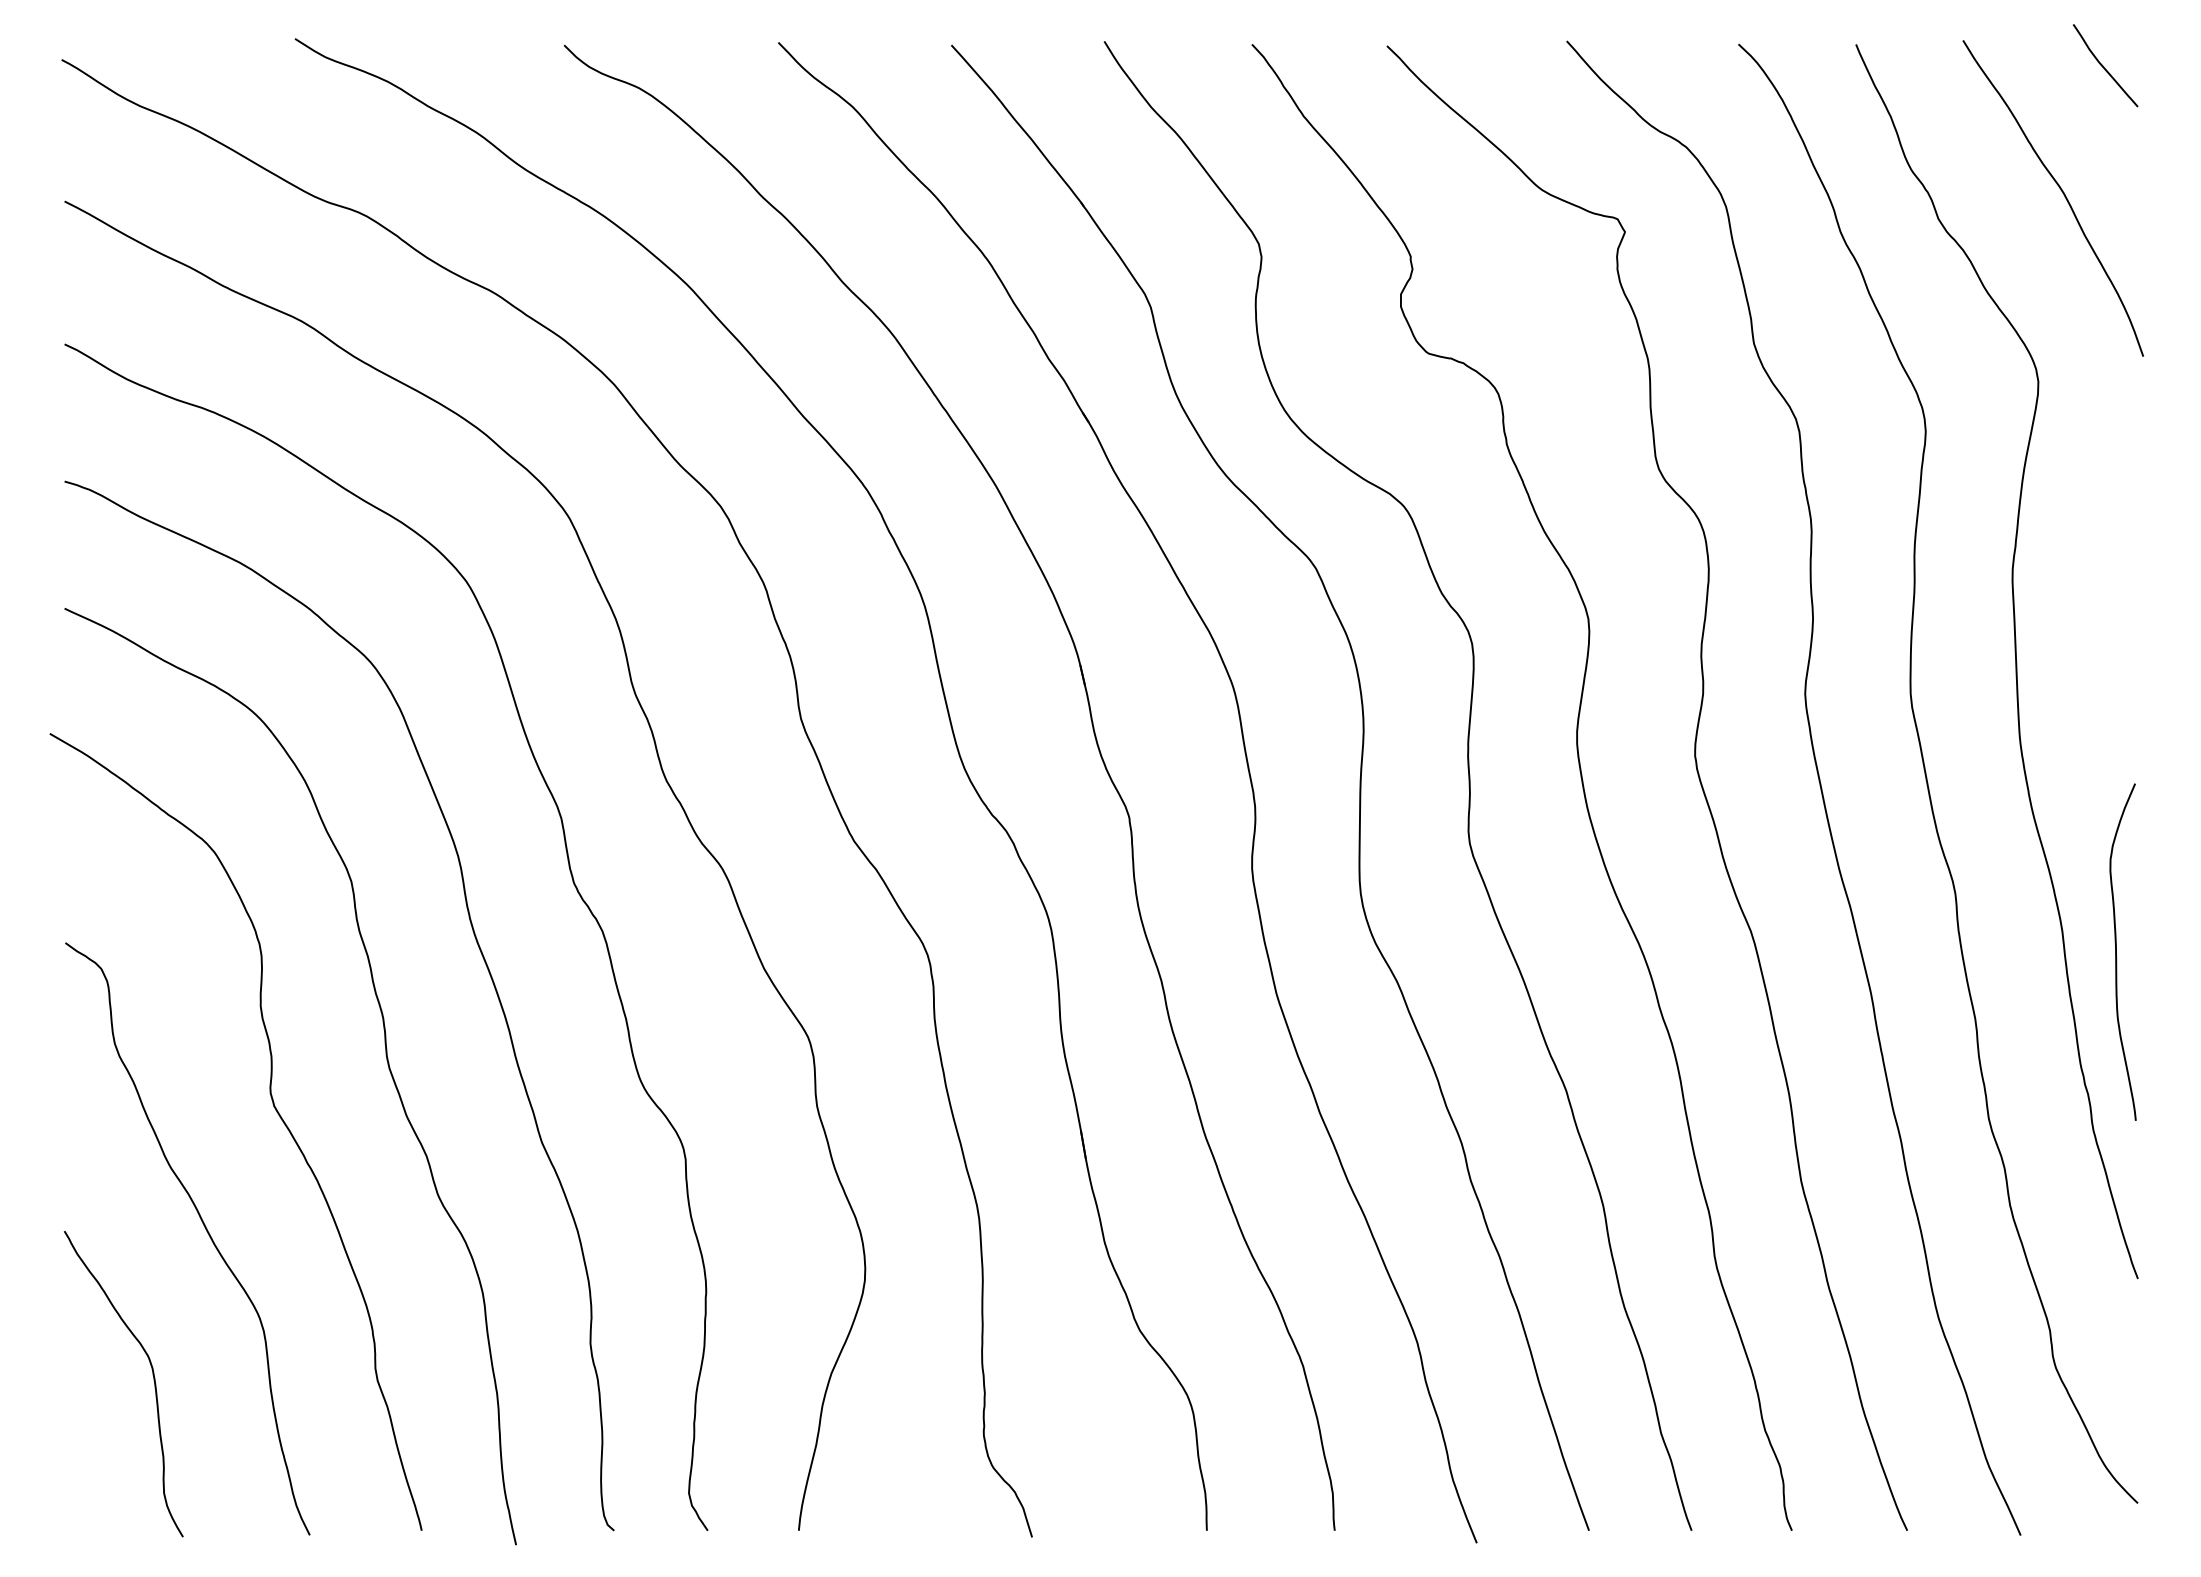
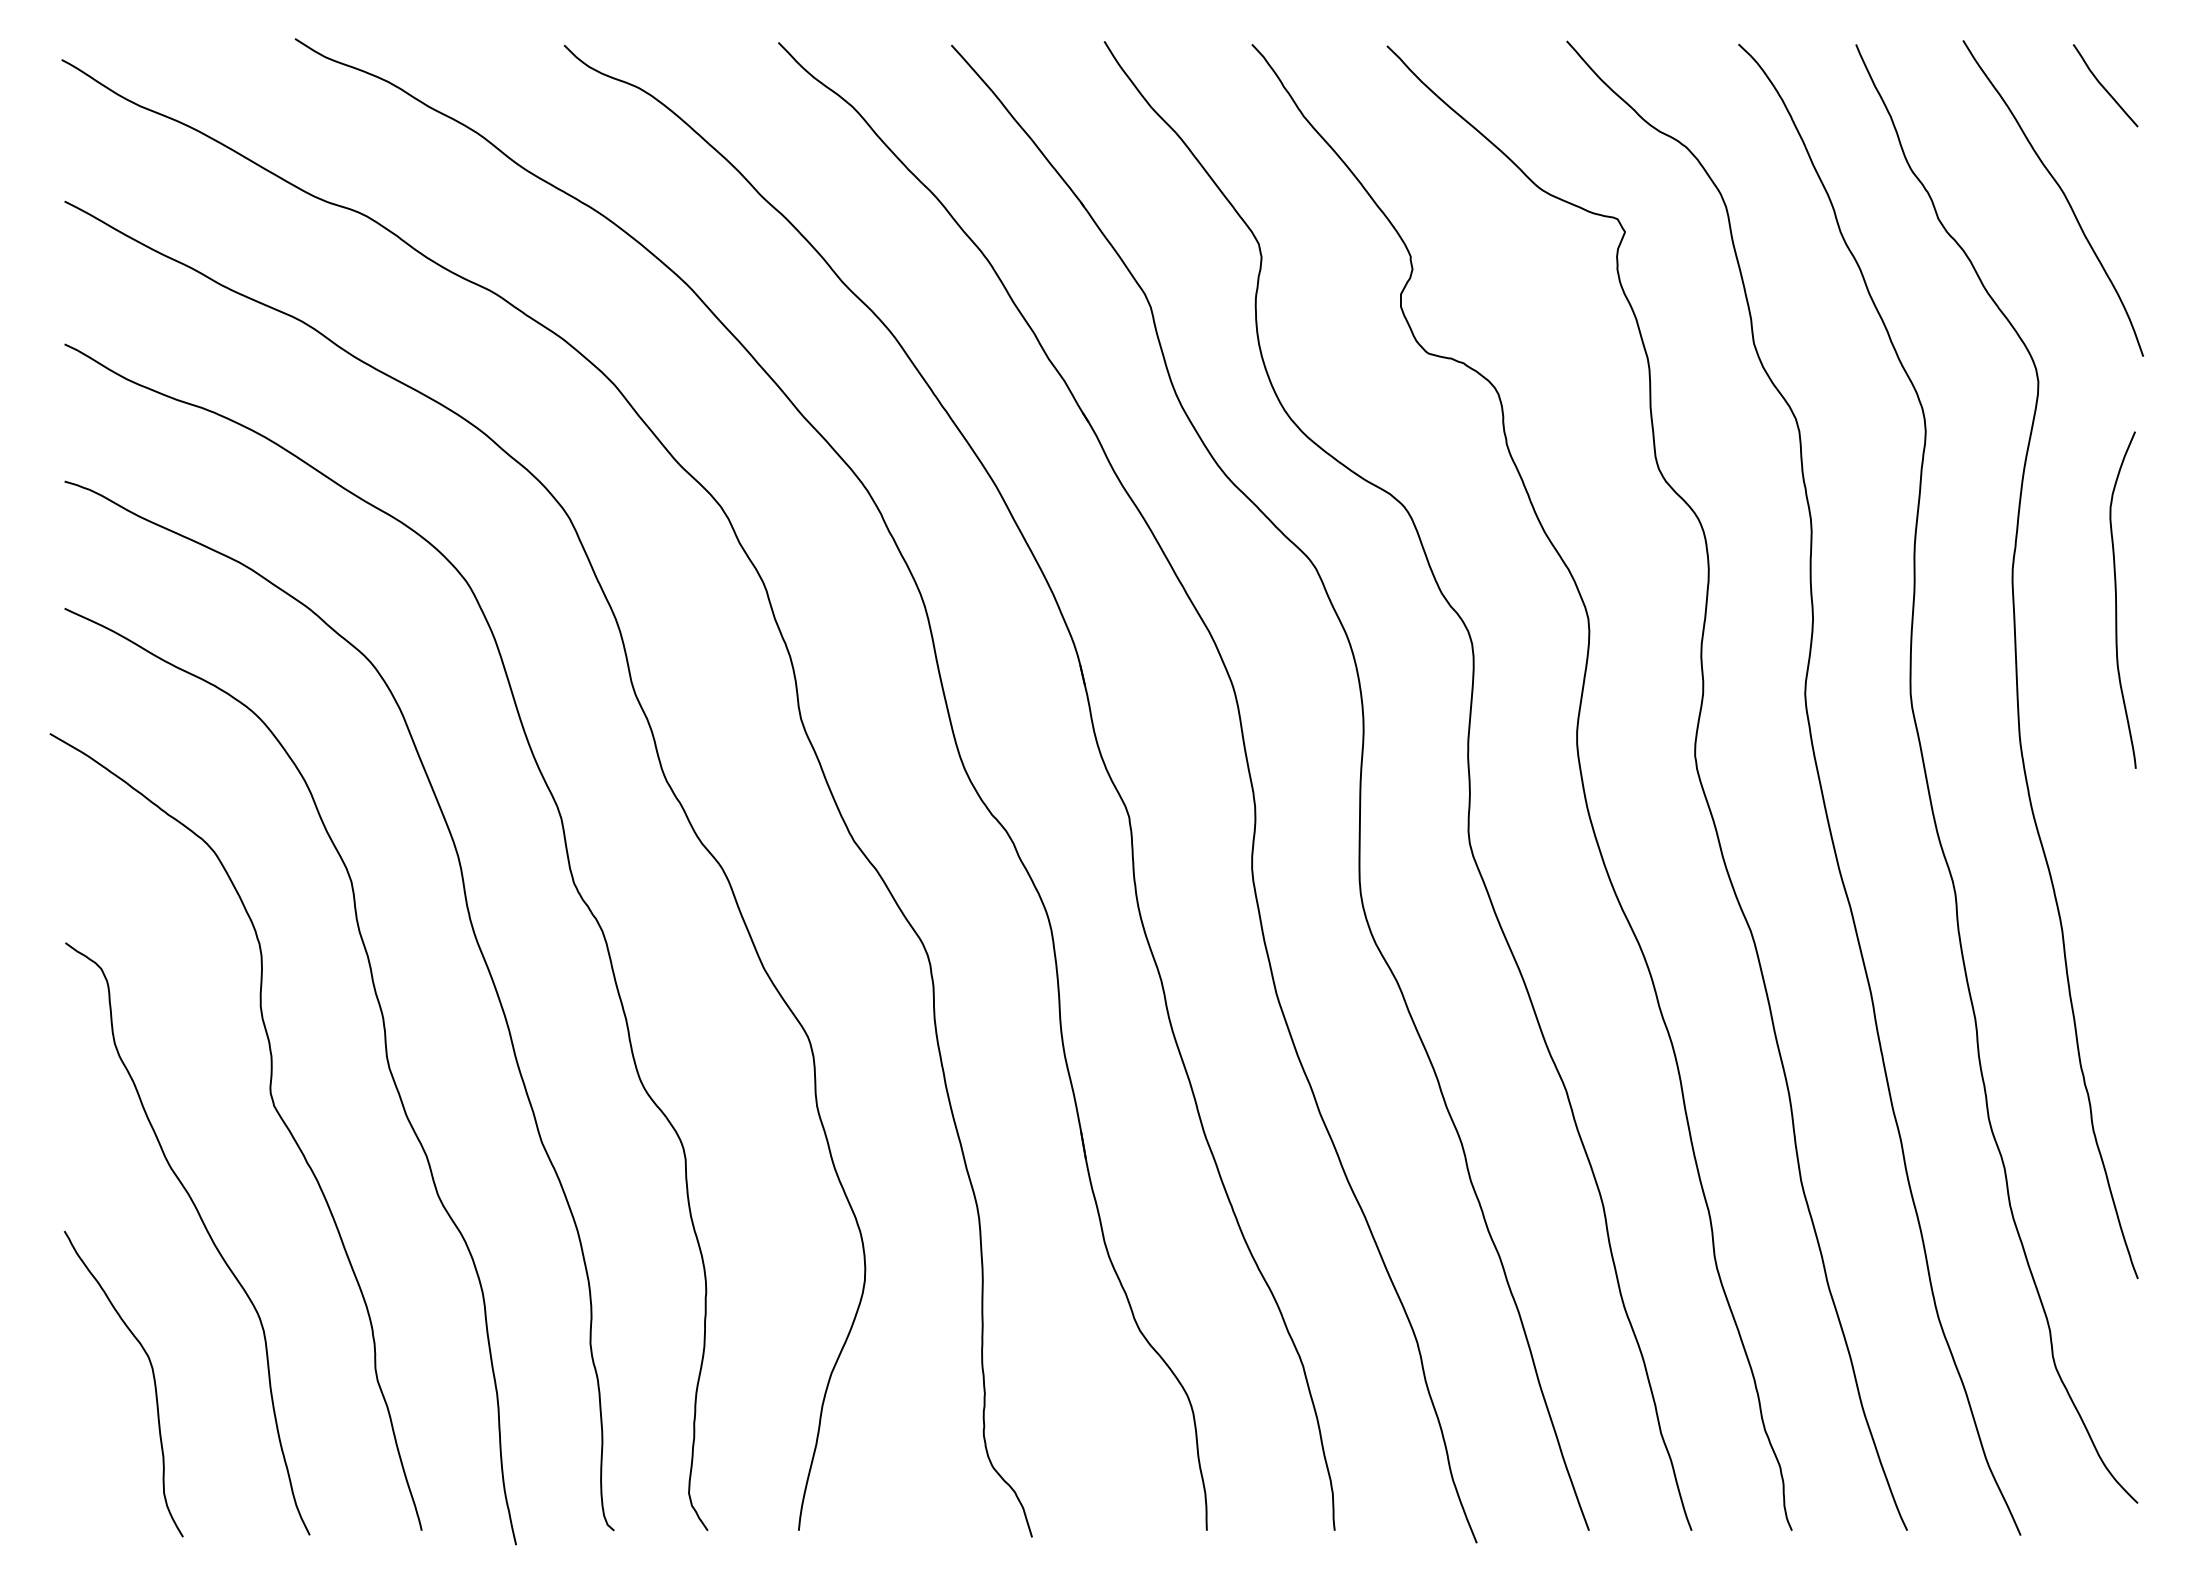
curve position: (2104, 66) -> (2104, 86) (2104, 86)
curve position: (2116, 951) -> (2116, 599) (2116, 599)
